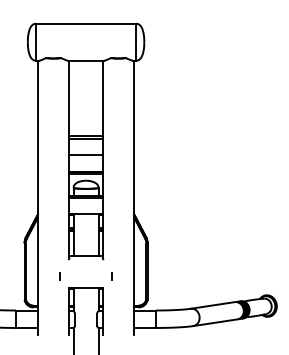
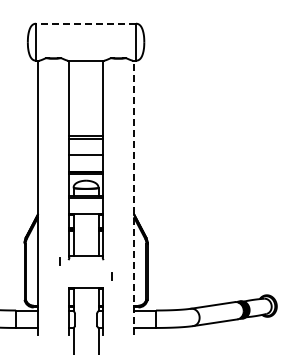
line: solid -> dashed (86, 23)
line: solid -> dashed (134, 197)
line position: (59, 276) -> (59, 261) (59, 261)
